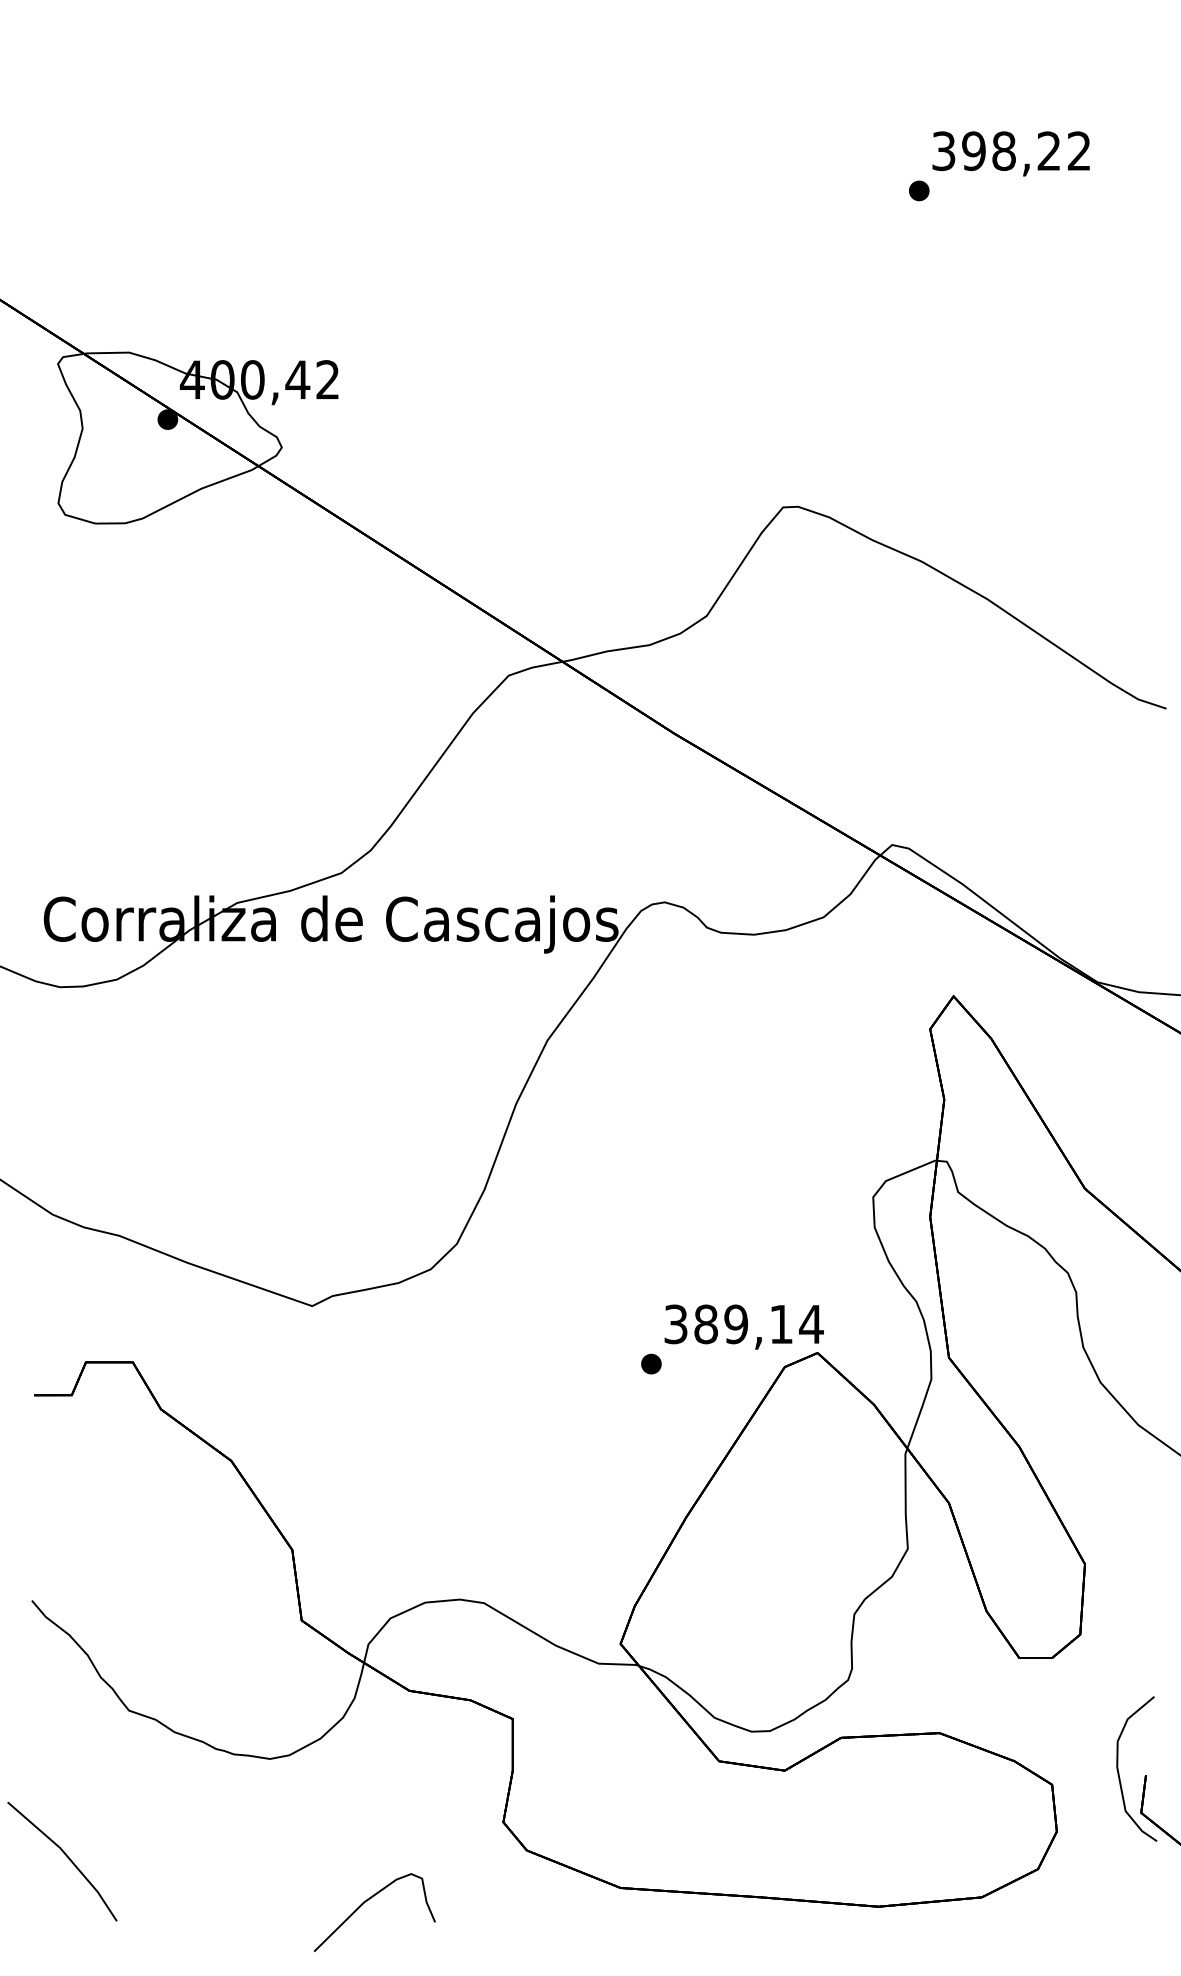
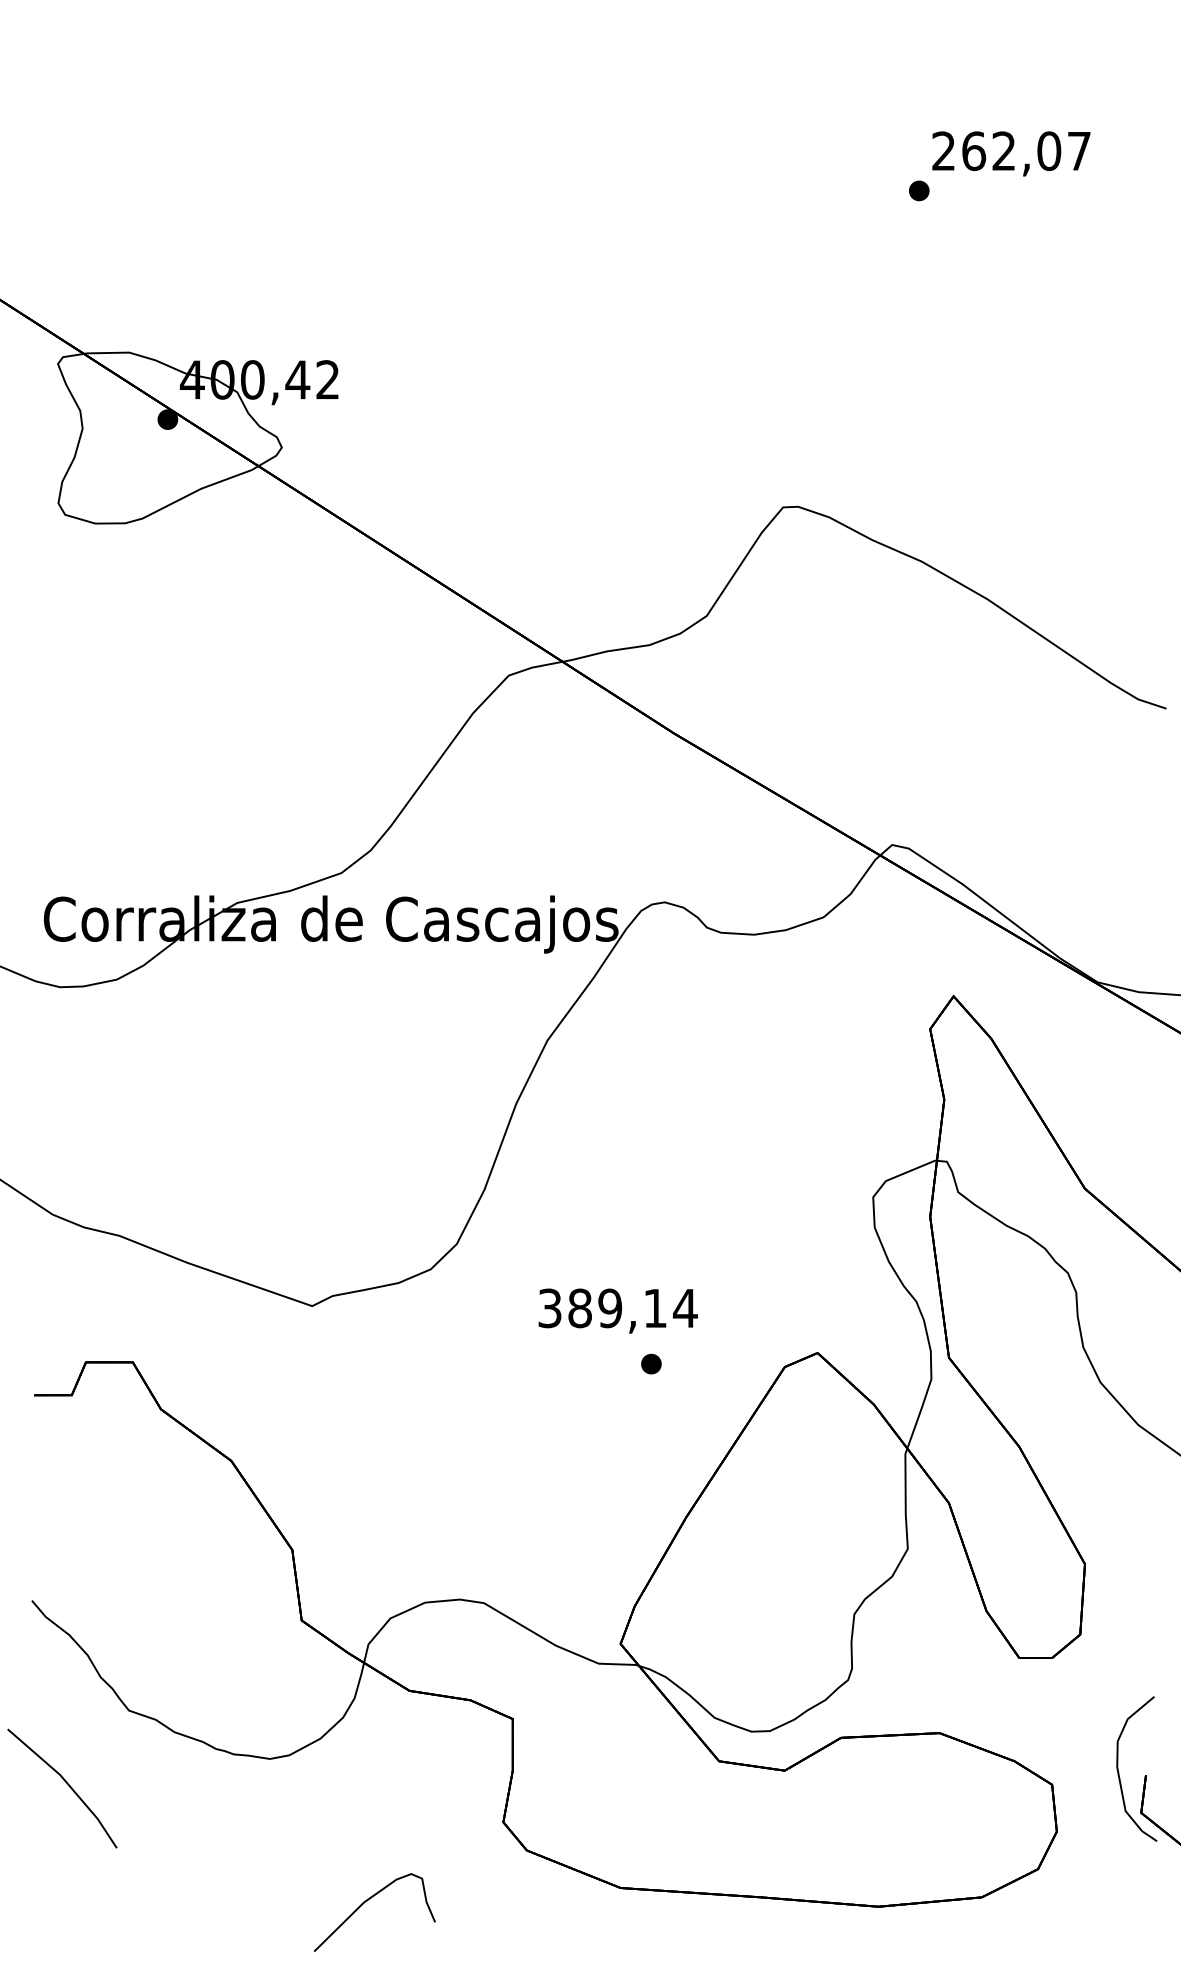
text: 398,22 -> 262,07 (1011, 151)
text position: (743, 1326) -> (617, 1310) (617, 1310)
line position: (67, 1858) -> (67, 1785) (67, 1785)
